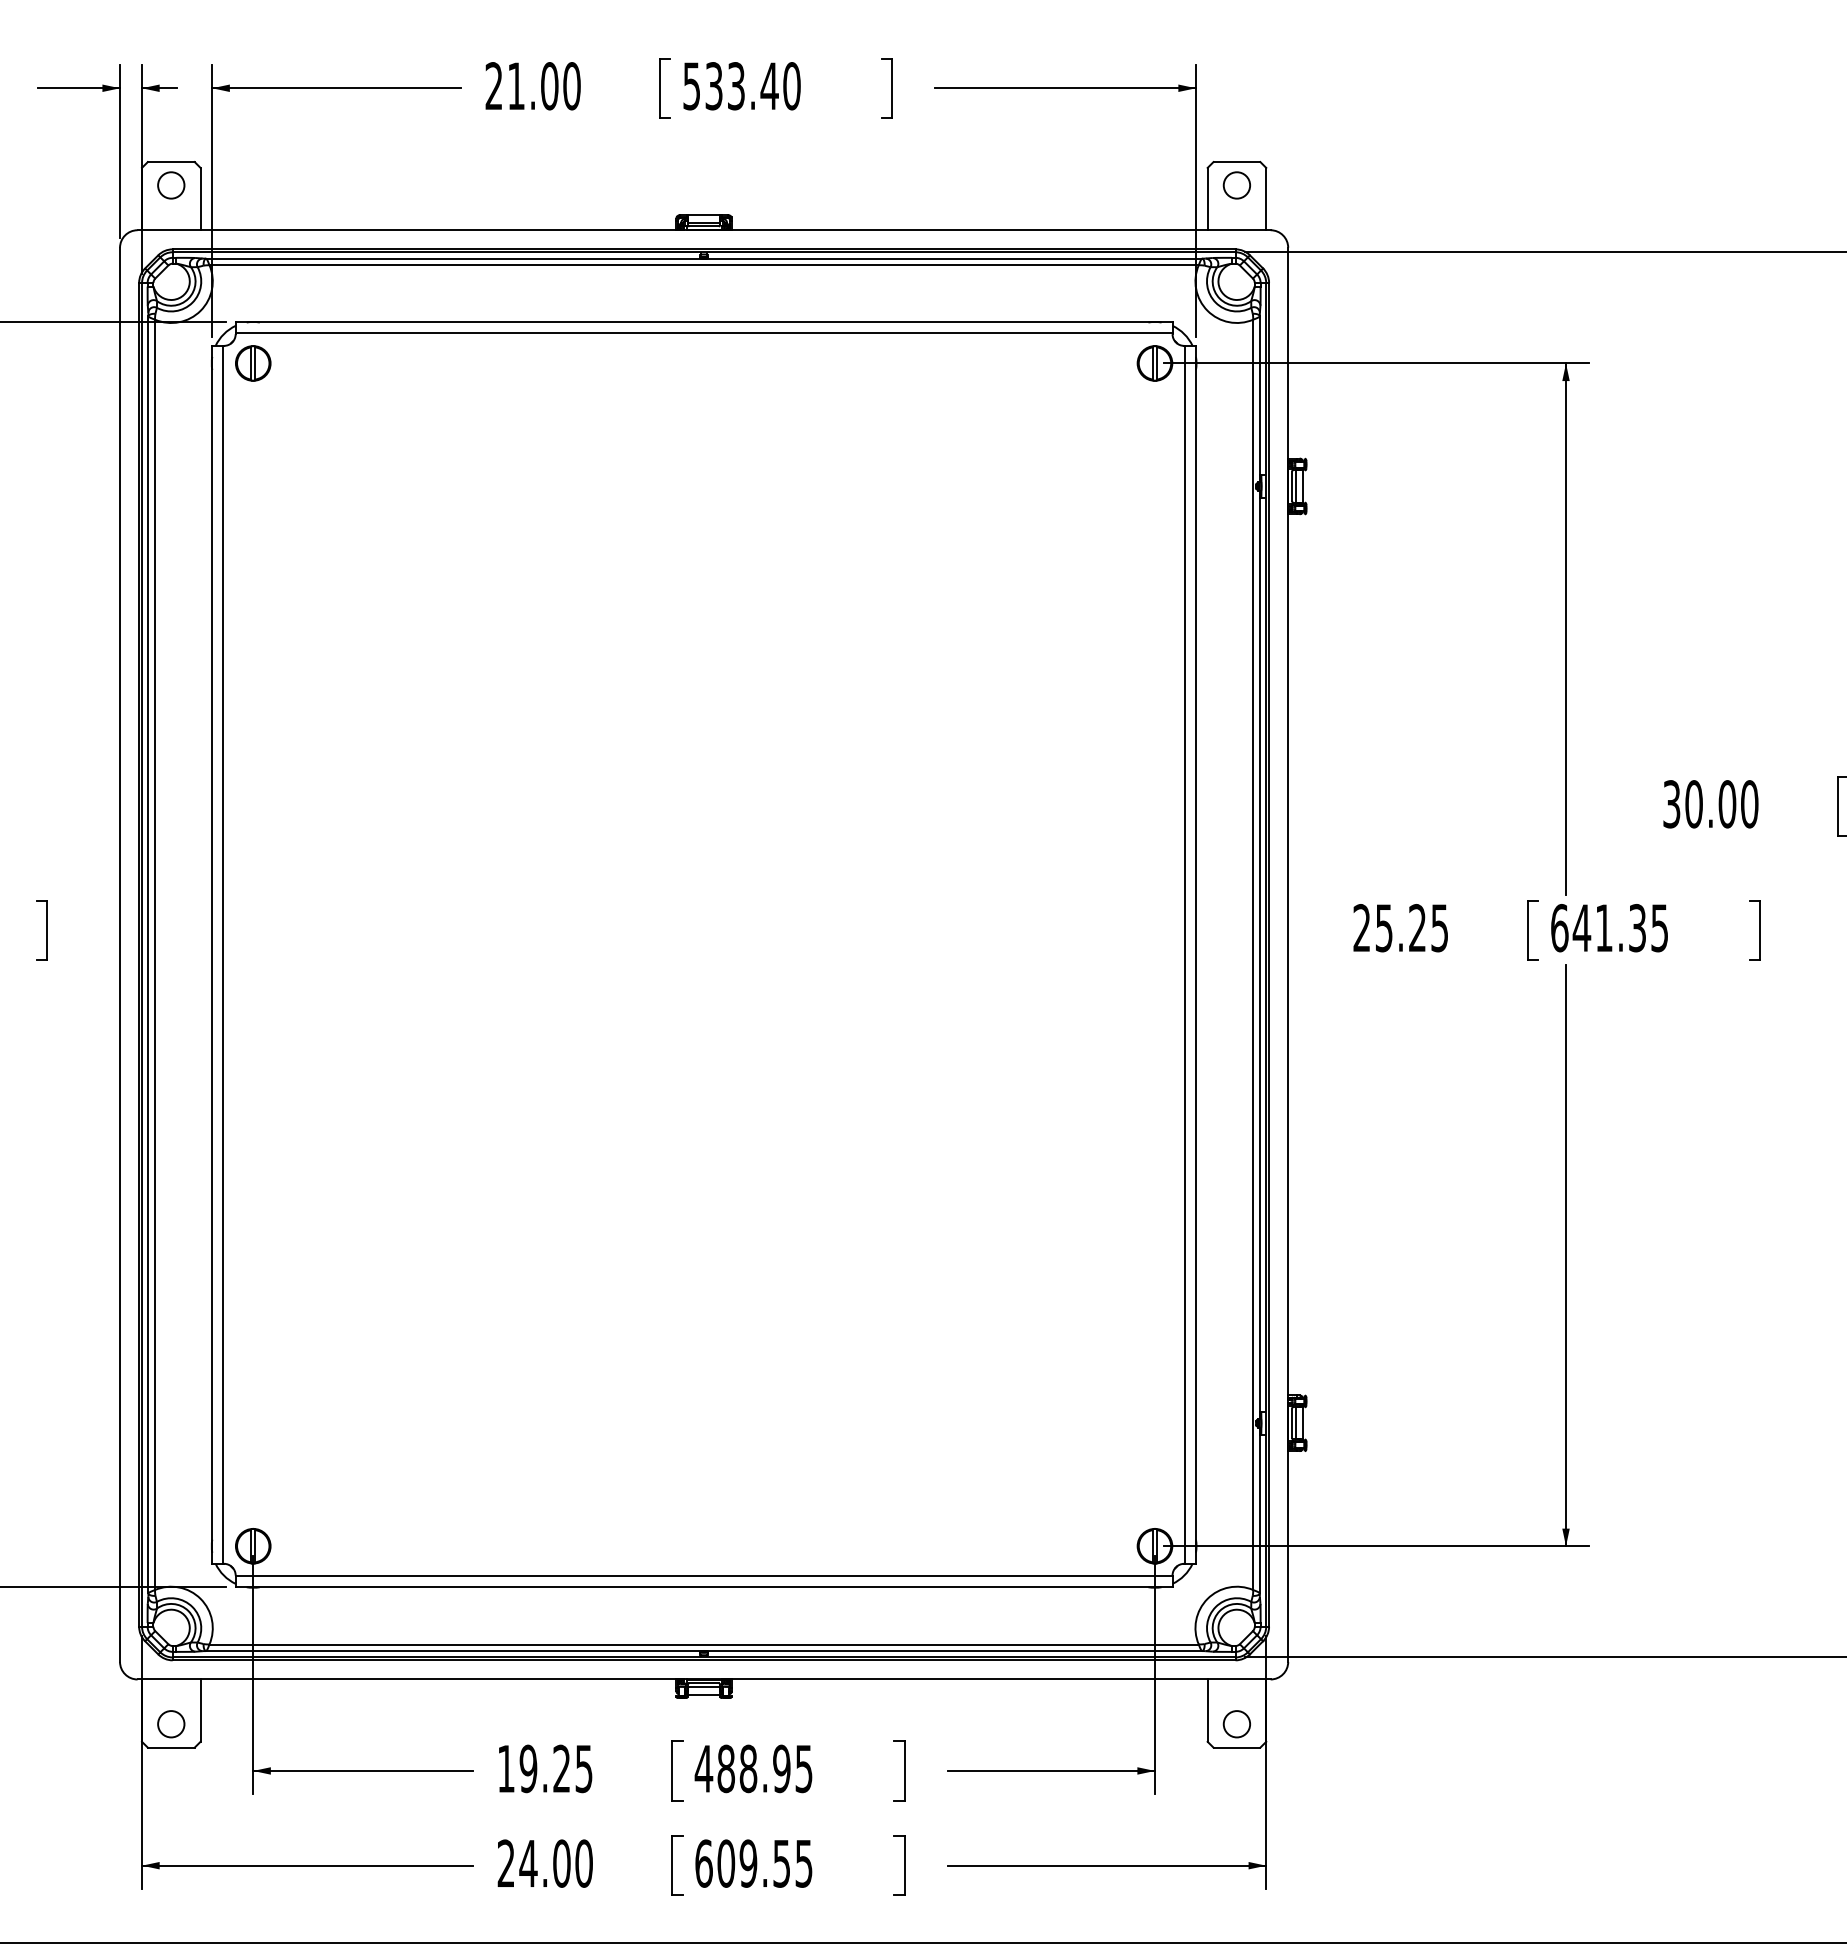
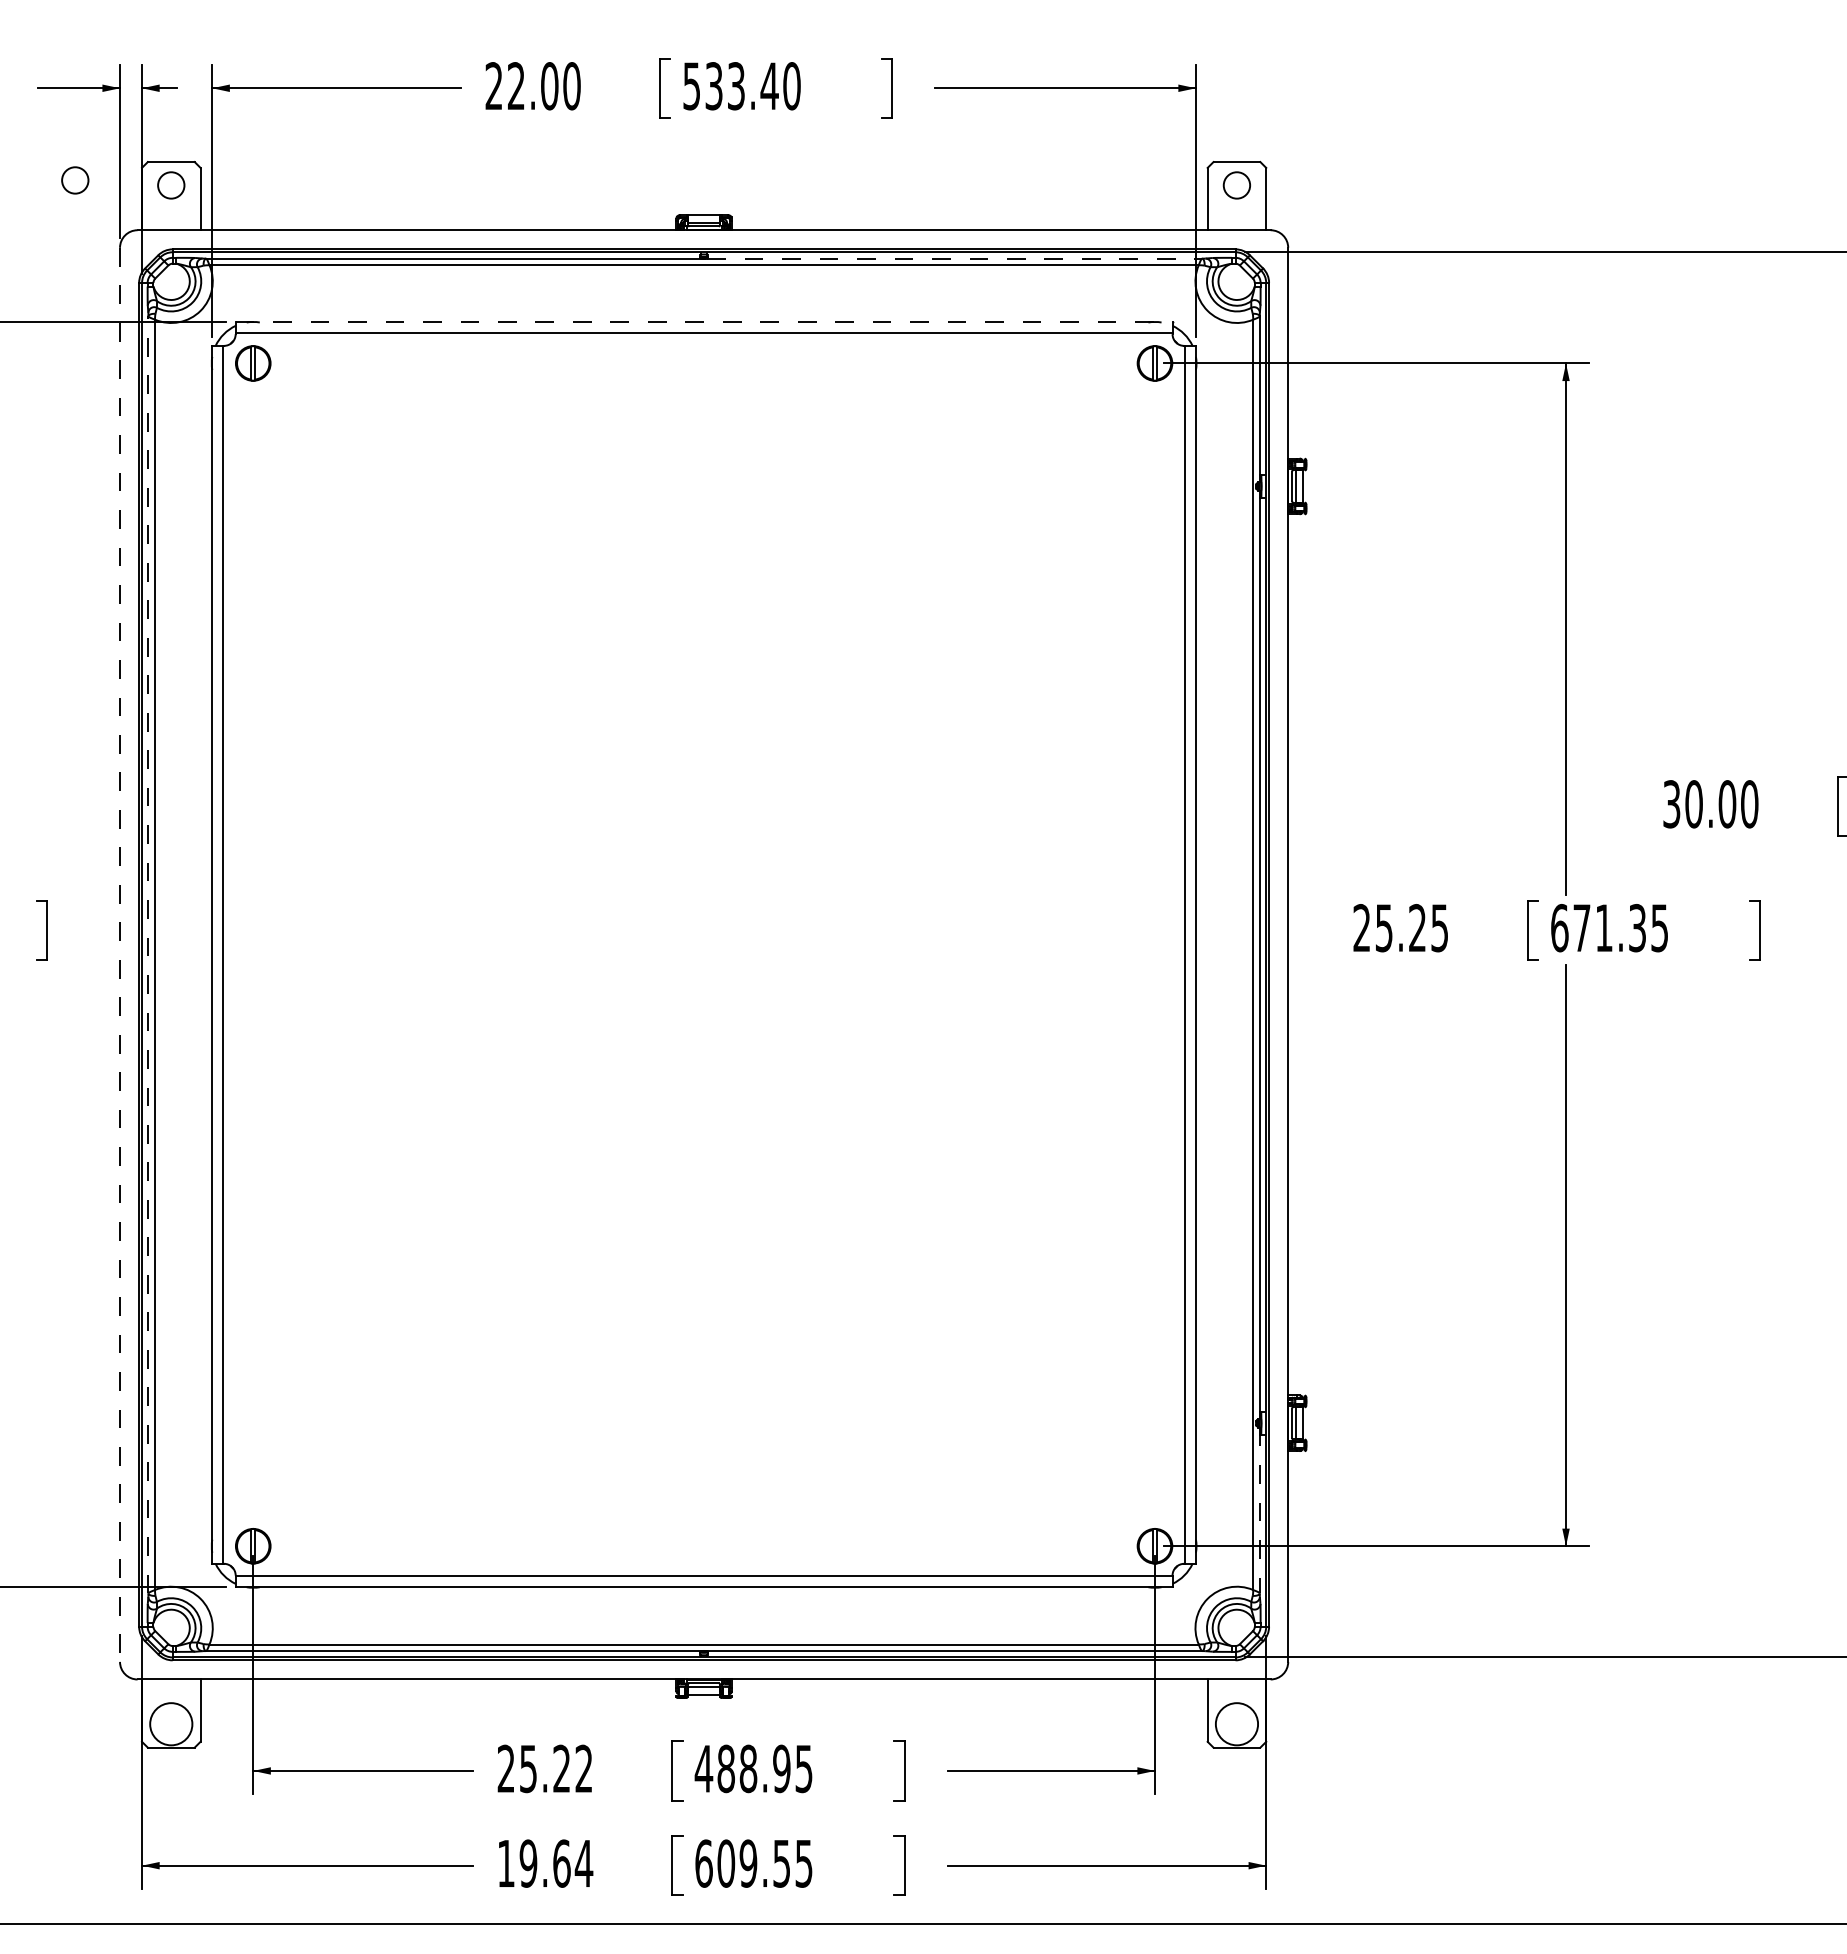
text: 21.00 -> 22.00 (516, 85)
circle: none -> present (75, 180)
line: solid -> dashed (955, 258)
line: solid -> dashed (704, 322)
text: 641.35 -> 671.35 (1581, 927)
line: solid -> dashed (148, 954)
line: solid -> dashed (120, 955)
line: solid -> dashed (1259, 1510)
circle diameter: 26 px -> 42 px (171, 1724)
circle diameter: 26 px -> 42 px (1236, 1724)
text: 19.25 -> 25.22 (544, 1768)
text: 24.00 -> 19.64 (545, 1863)
line position: (922, 1943) -> (922, 1924) (922, 1924)
